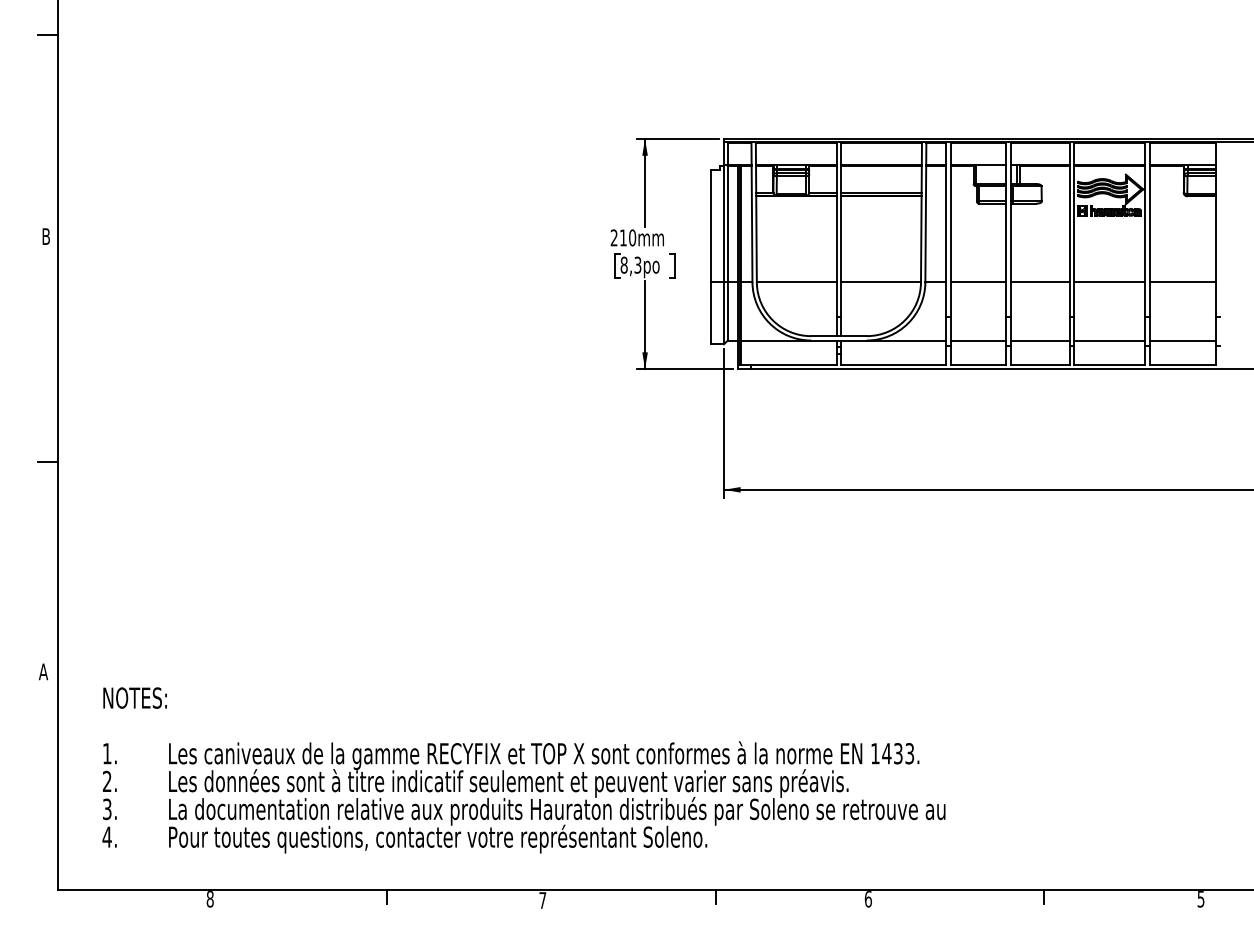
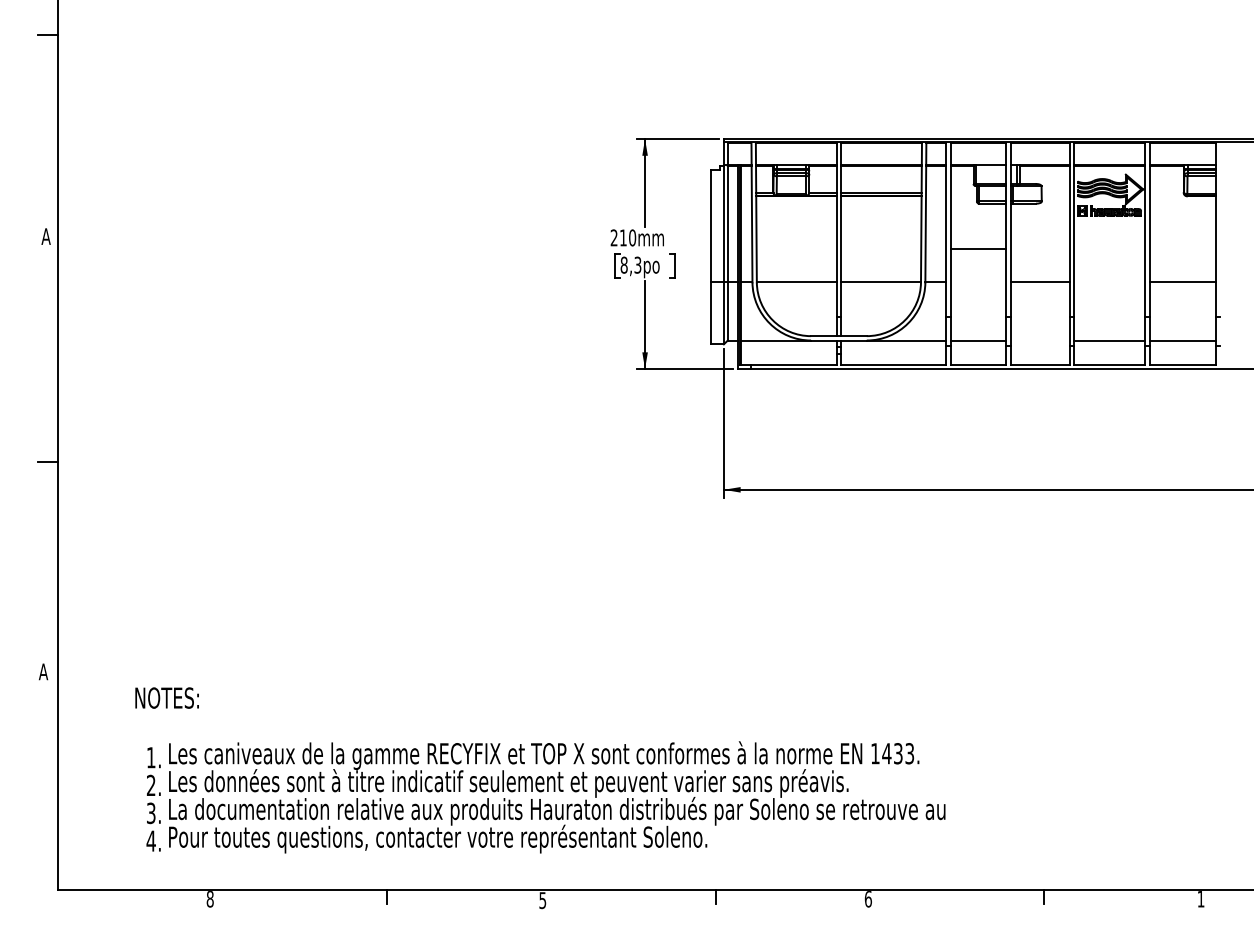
text: B -> A (45, 236)
line position: (978, 282) -> (978, 249) (978, 249)
line: present -> none (1109, 282)
line: present -> none (1039, 340)
text position: (134, 697) -> (166, 697) (166, 697)
text position: (109, 795) -> (153, 799) (153, 799)
text: 5 -> 1 (1200, 899)
text: 7 -> 5 (542, 900)
